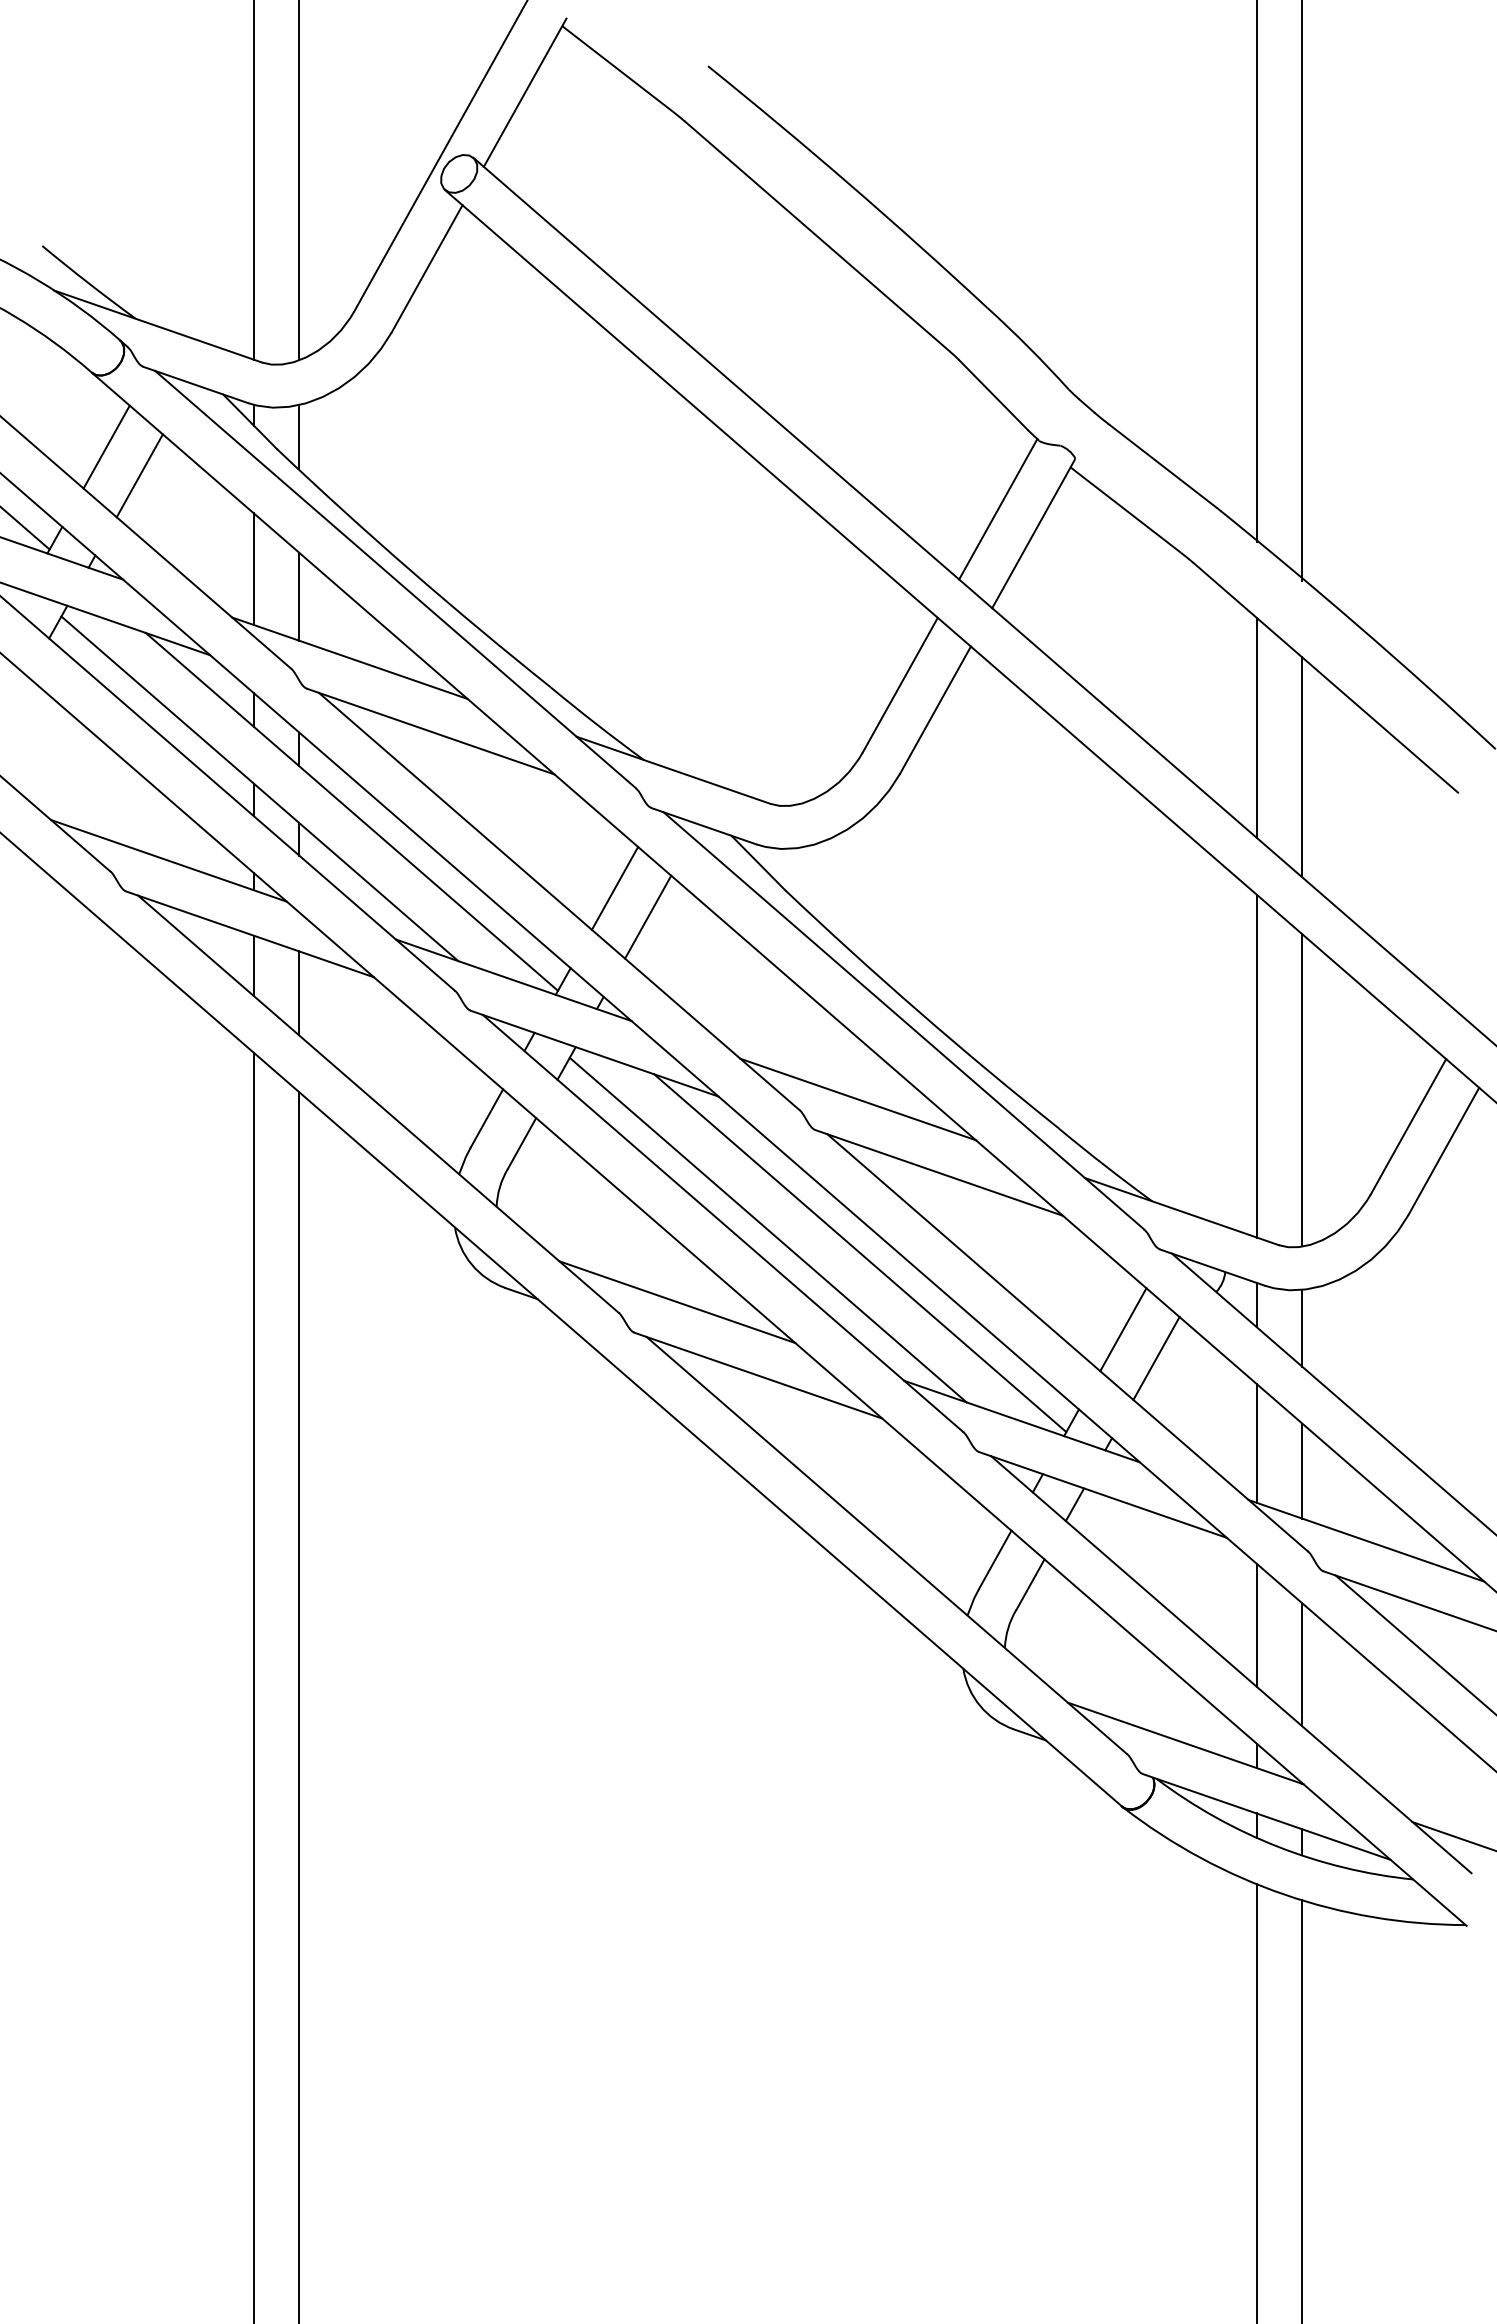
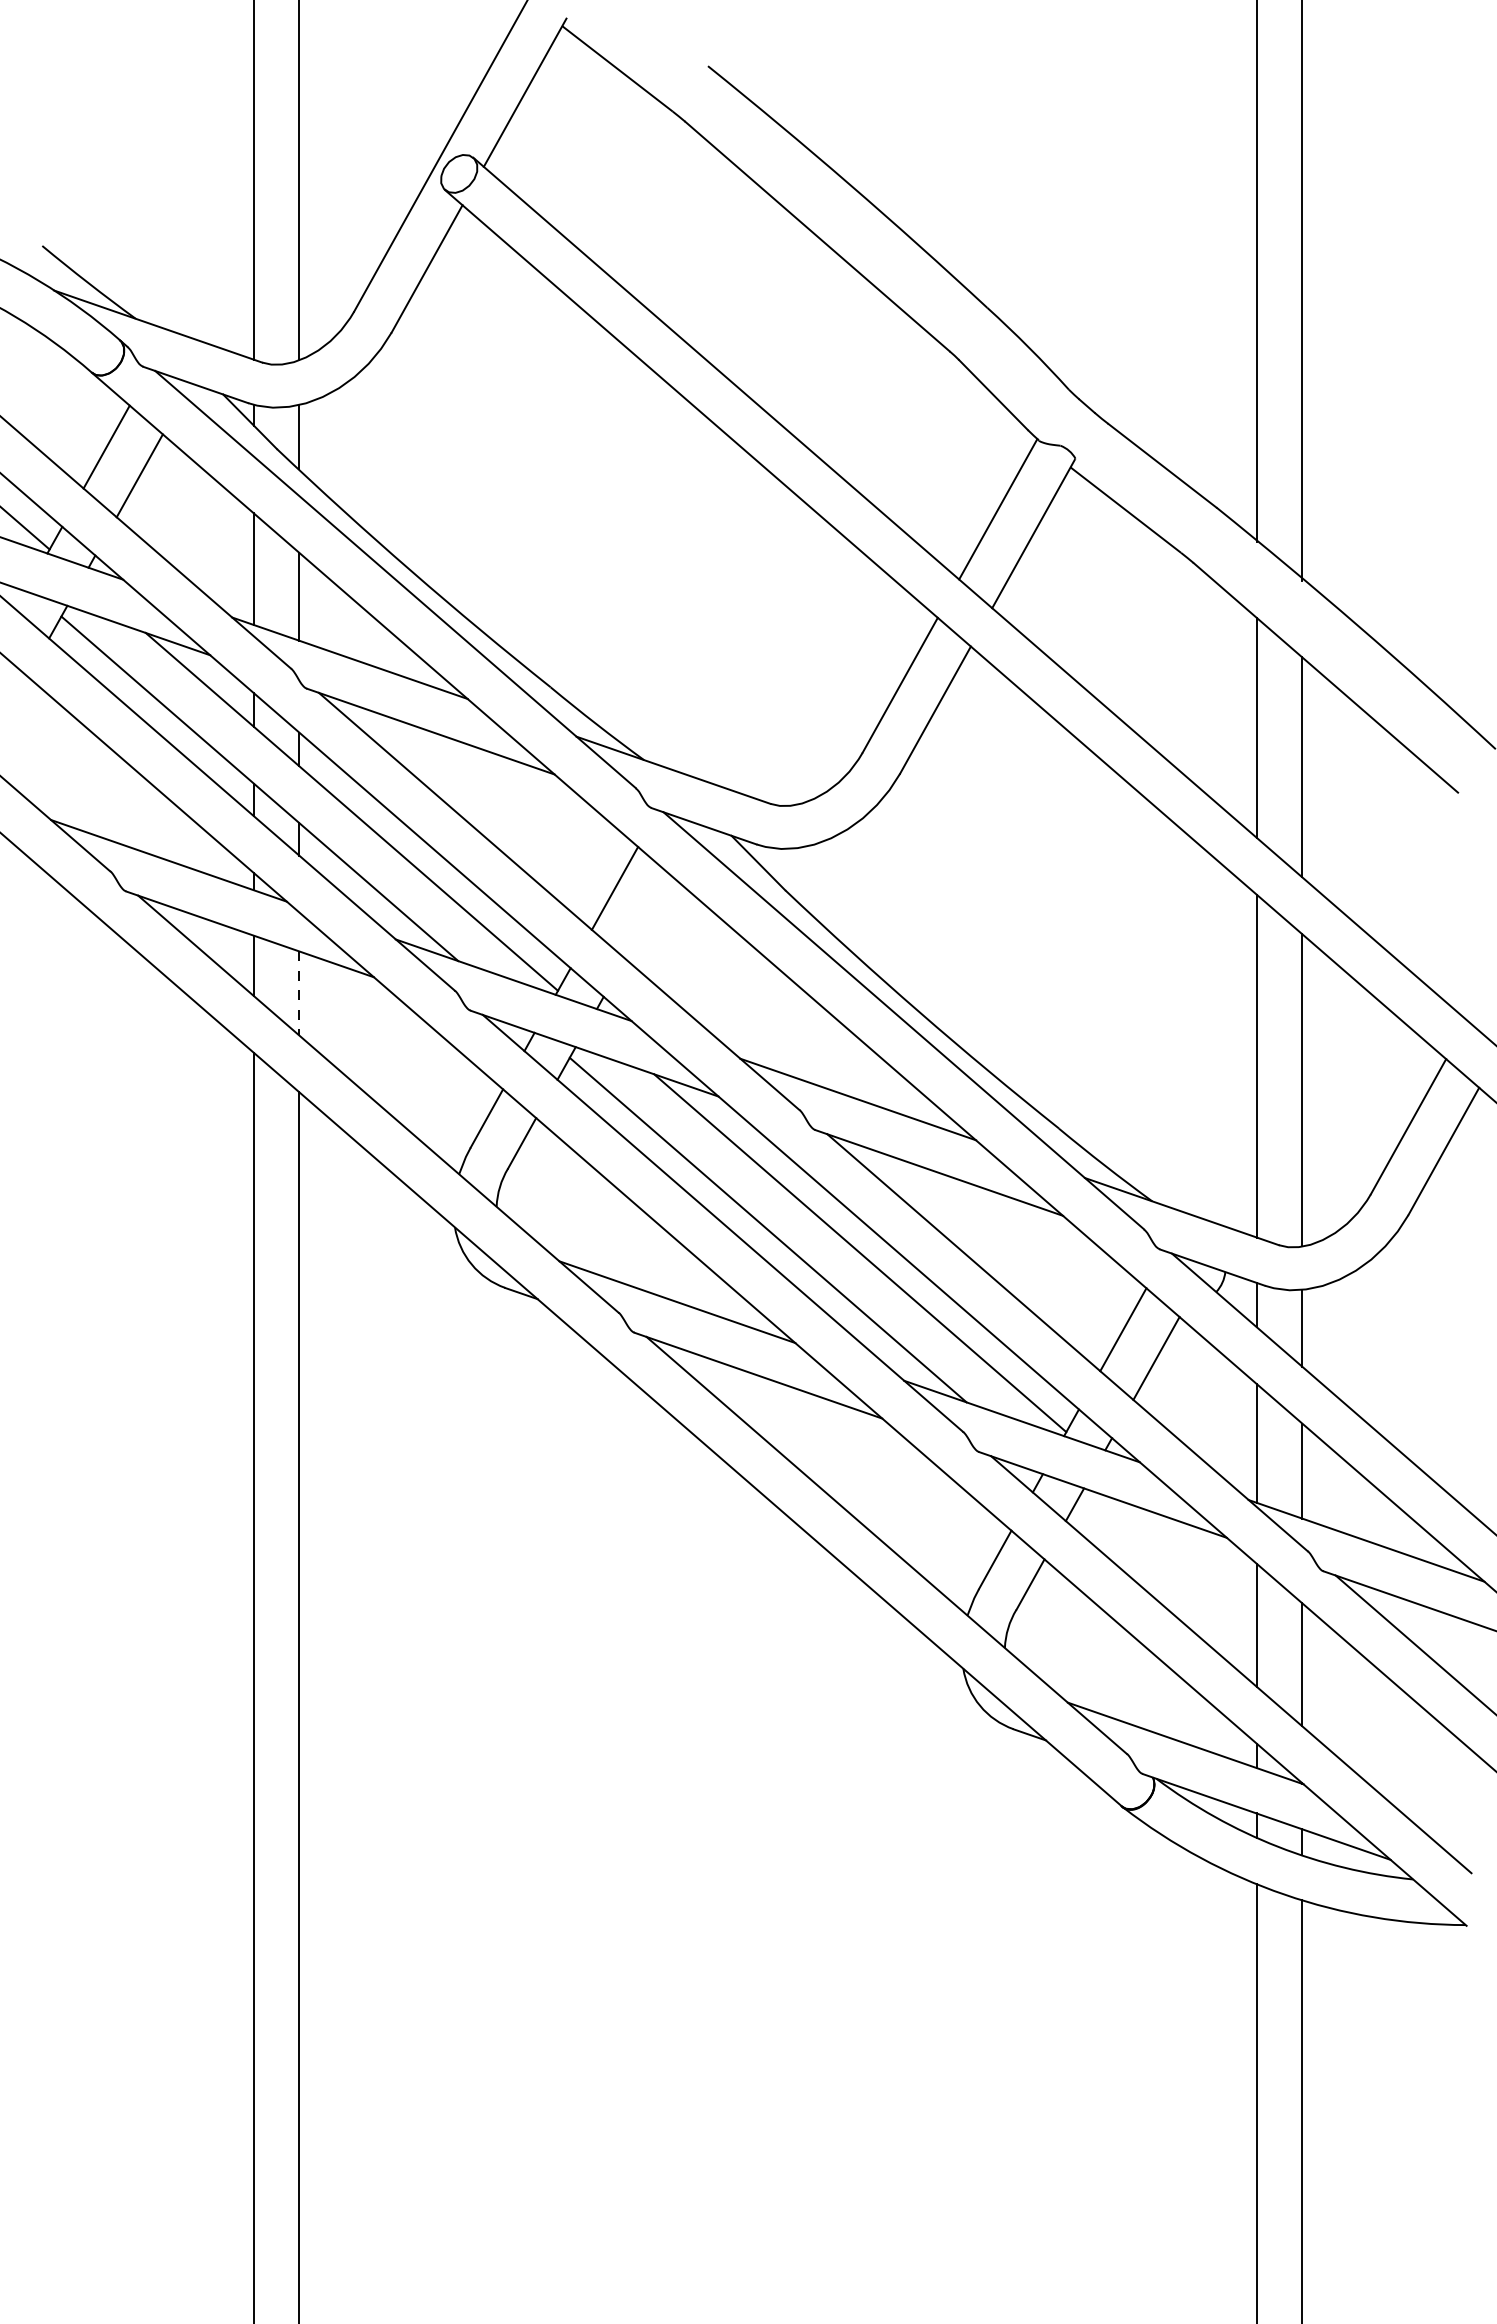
line: present -> none (648, 916)
line: solid -> dashed (299, 993)
line: present -> none (1452, 1836)
